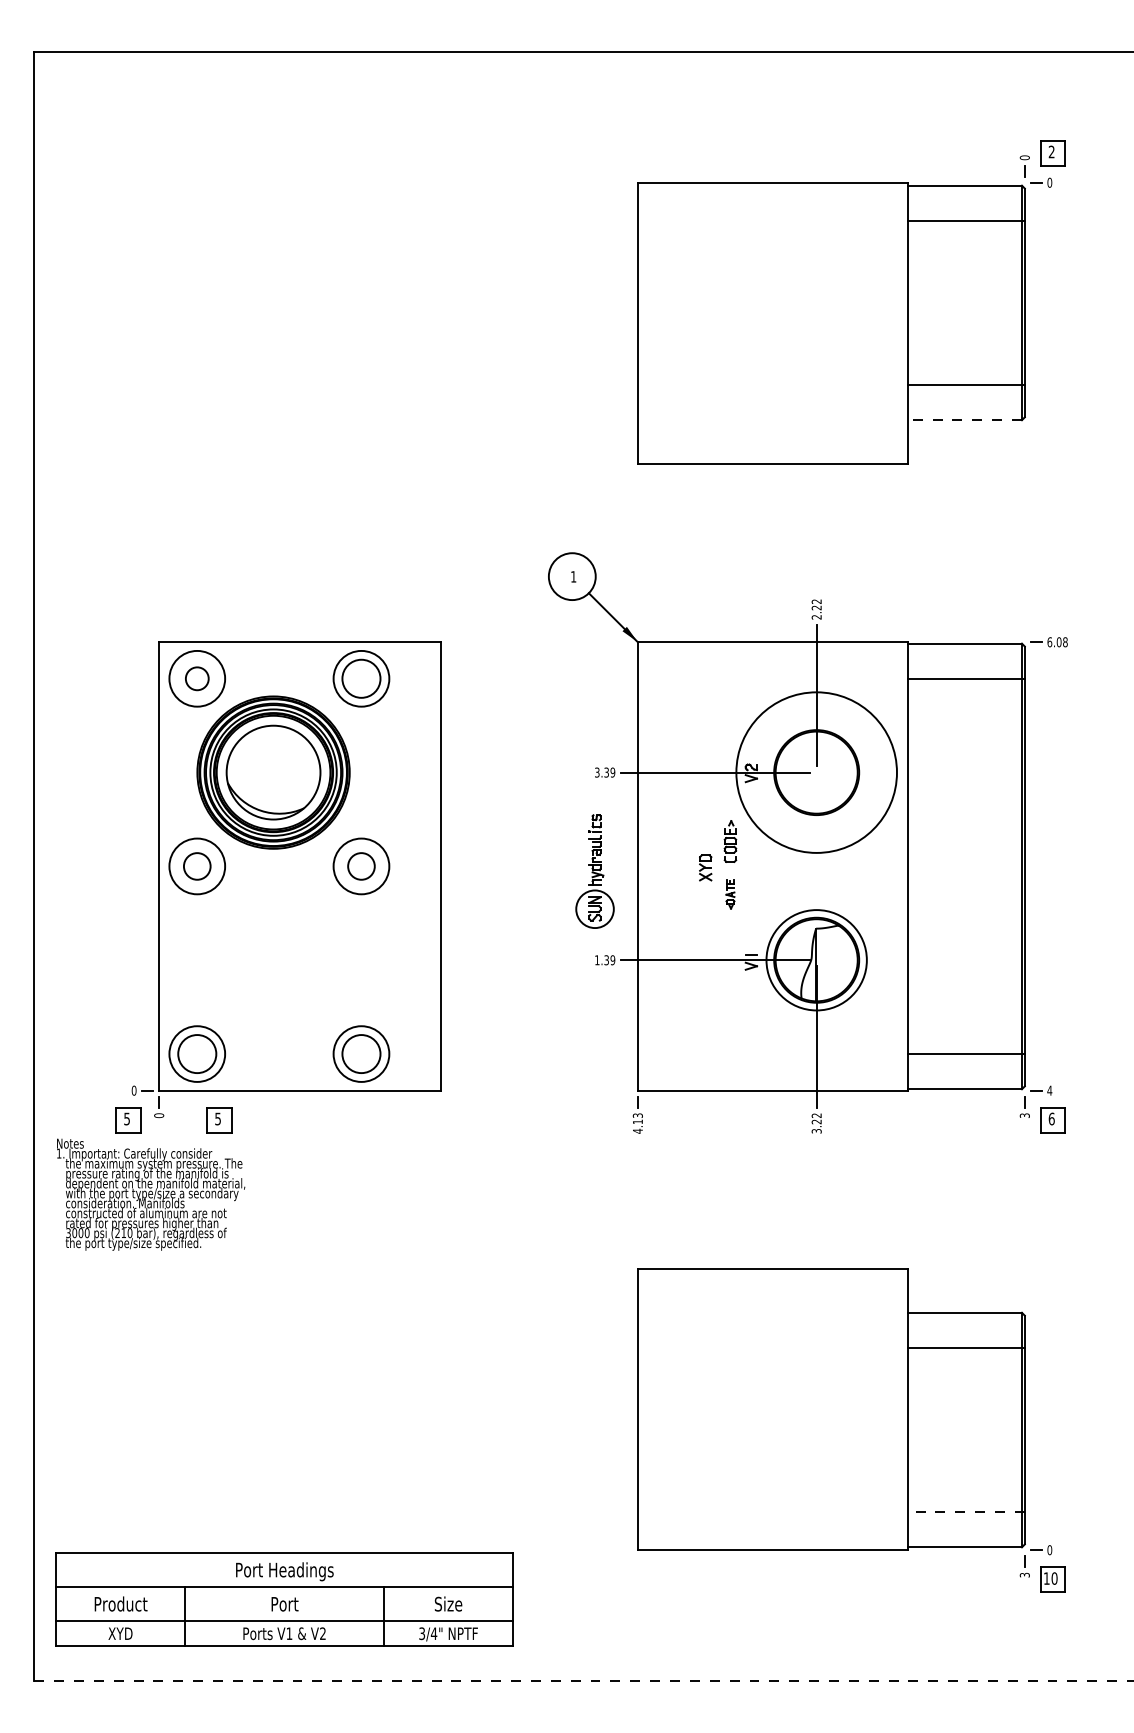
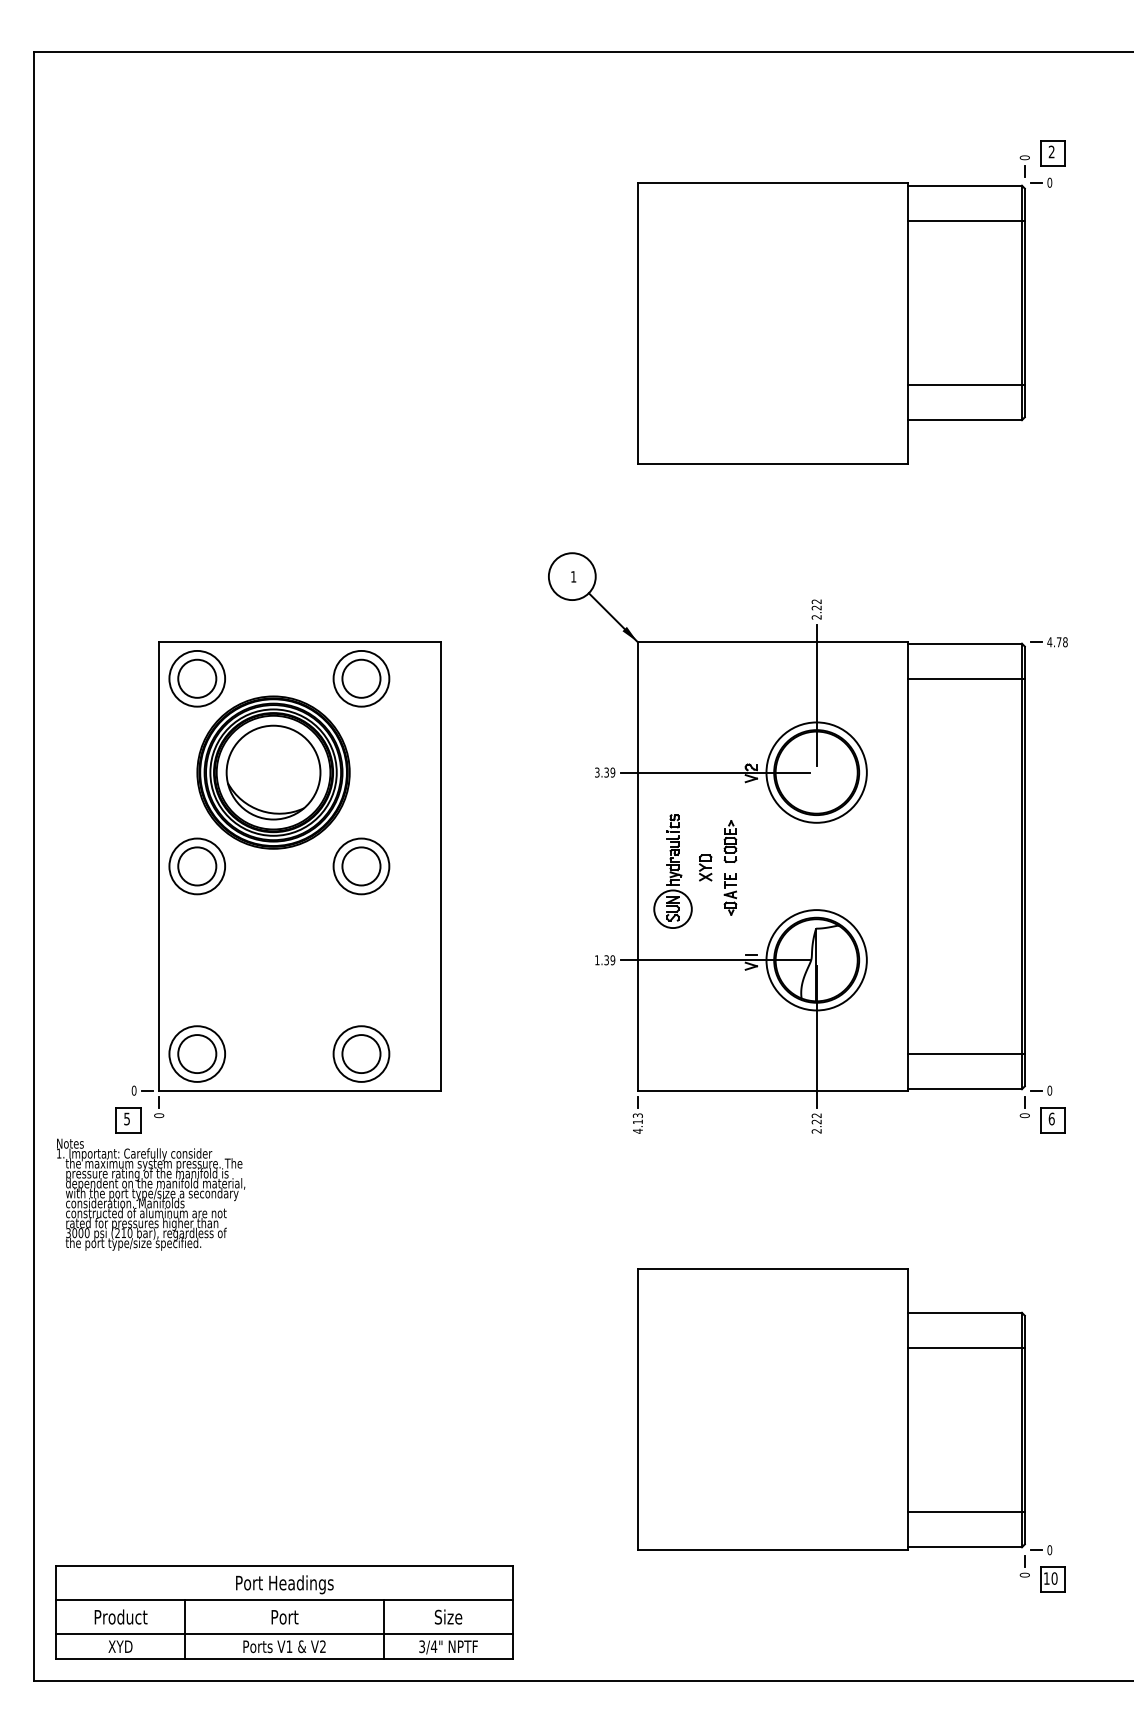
line: dashed -> solid (964, 420)
text: 6.08 -> 4.78 (1054, 642)
circle diameter: 23 px -> 38 px (197, 678)
circle diameter: 161 px -> 100 px (816, 772)
circle diameter: 27 px -> 38 px (197, 866)
circle diameter: 27 px -> 38 px (361, 866)
part position: (594, 871) -> (672, 871) (672, 871)
part size: 11x31 px -> 15x43 px (730, 894)
text: 4 -> 0 (1049, 1090)
text: 3 -> 0 (1024, 1115)
part: present -> none (219, 1120)
text: 3.22 -> 2.22 (816, 1131)
line: dashed -> solid (966, 1512)
text: 3 -> 0 (1024, 1574)
part position: (284, 1599) -> (284, 1612) (284, 1612)
line: dashed -> solid (584, 1681)
